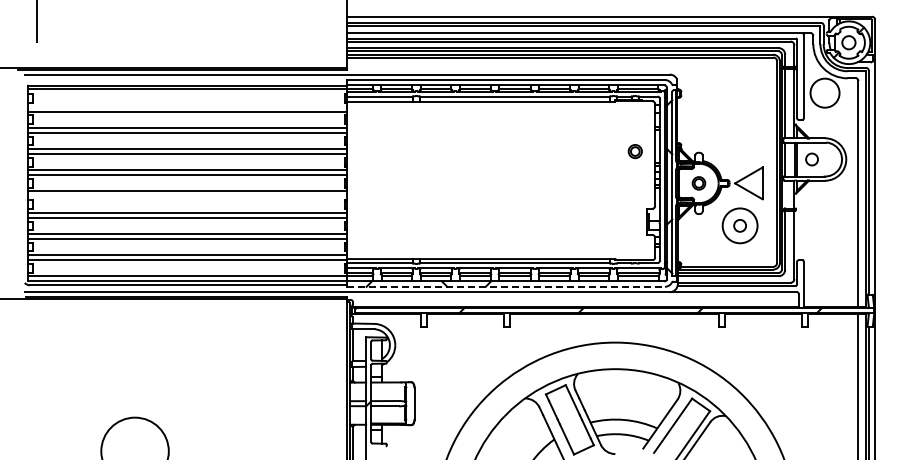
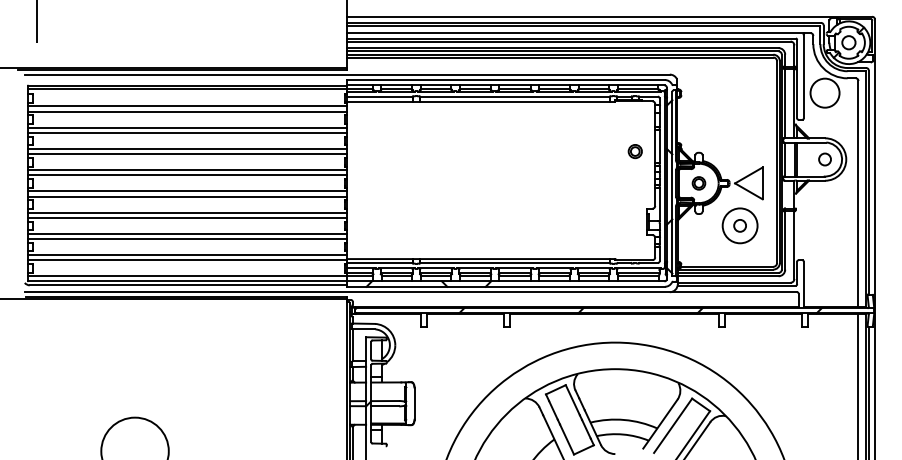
line: none -> present (187, 106)
circle position: (811, 159) -> (824, 159) (824, 159)
line: none -> present (187, 196)
line: dashed -> solid (506, 286)
